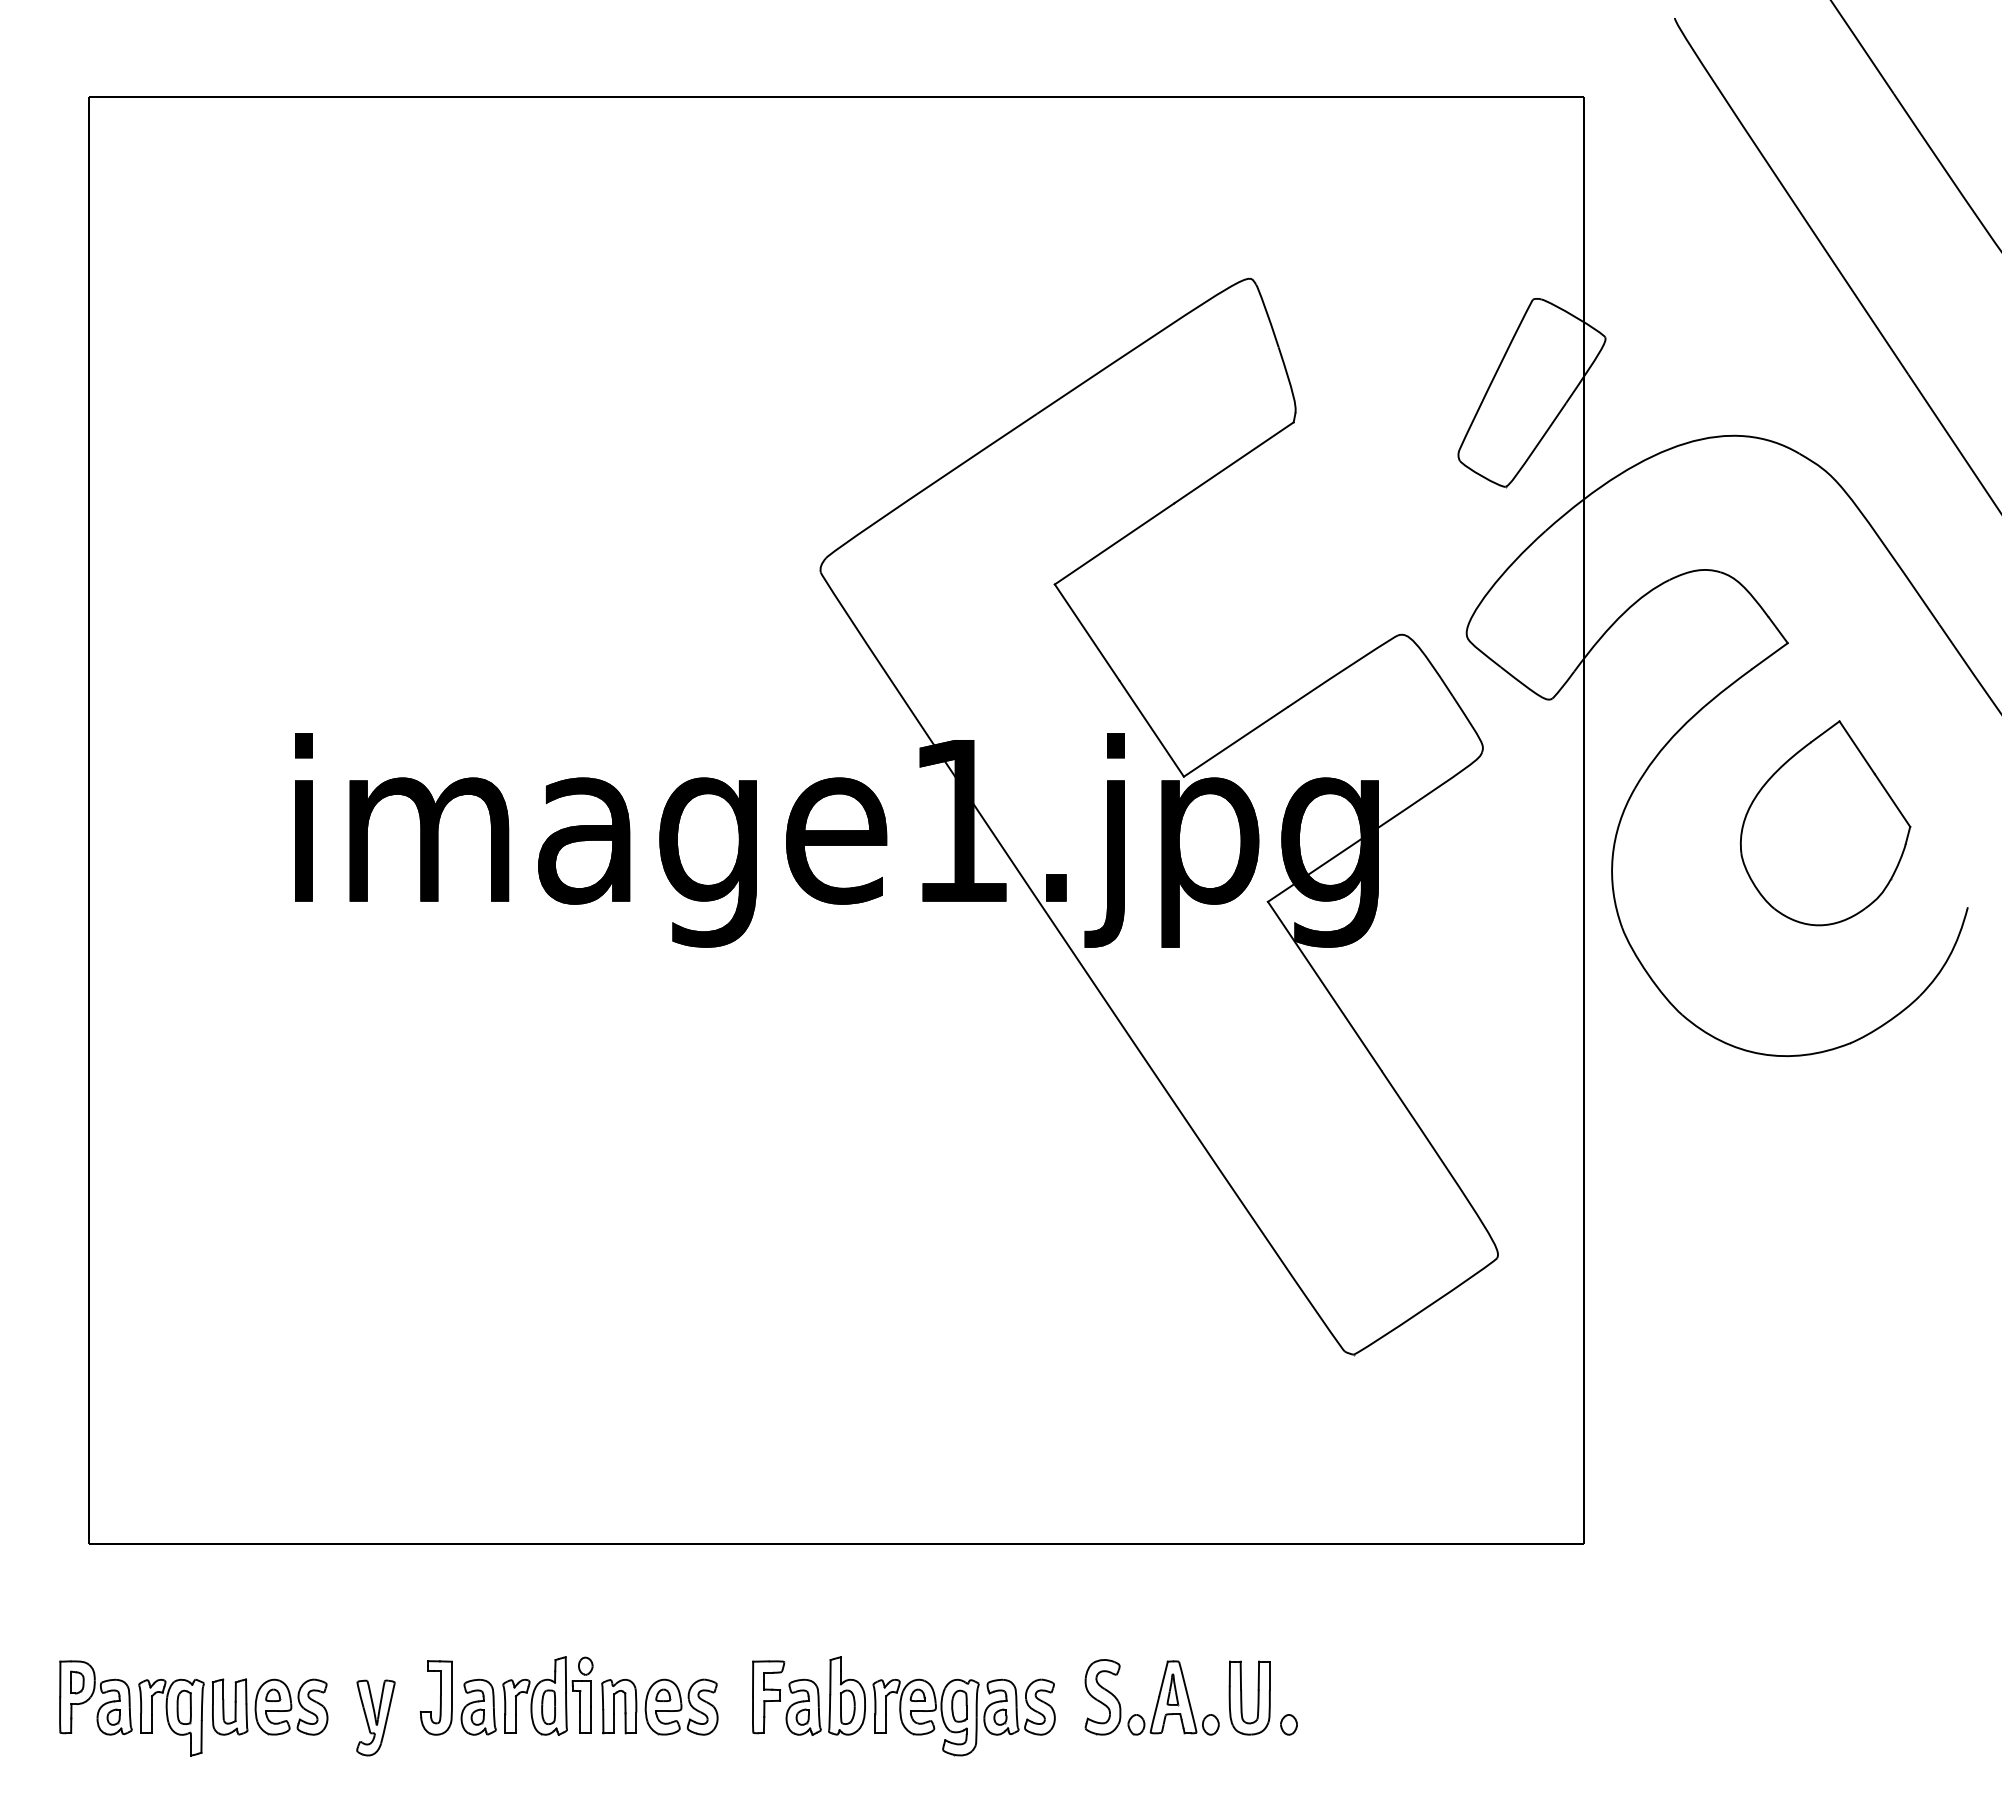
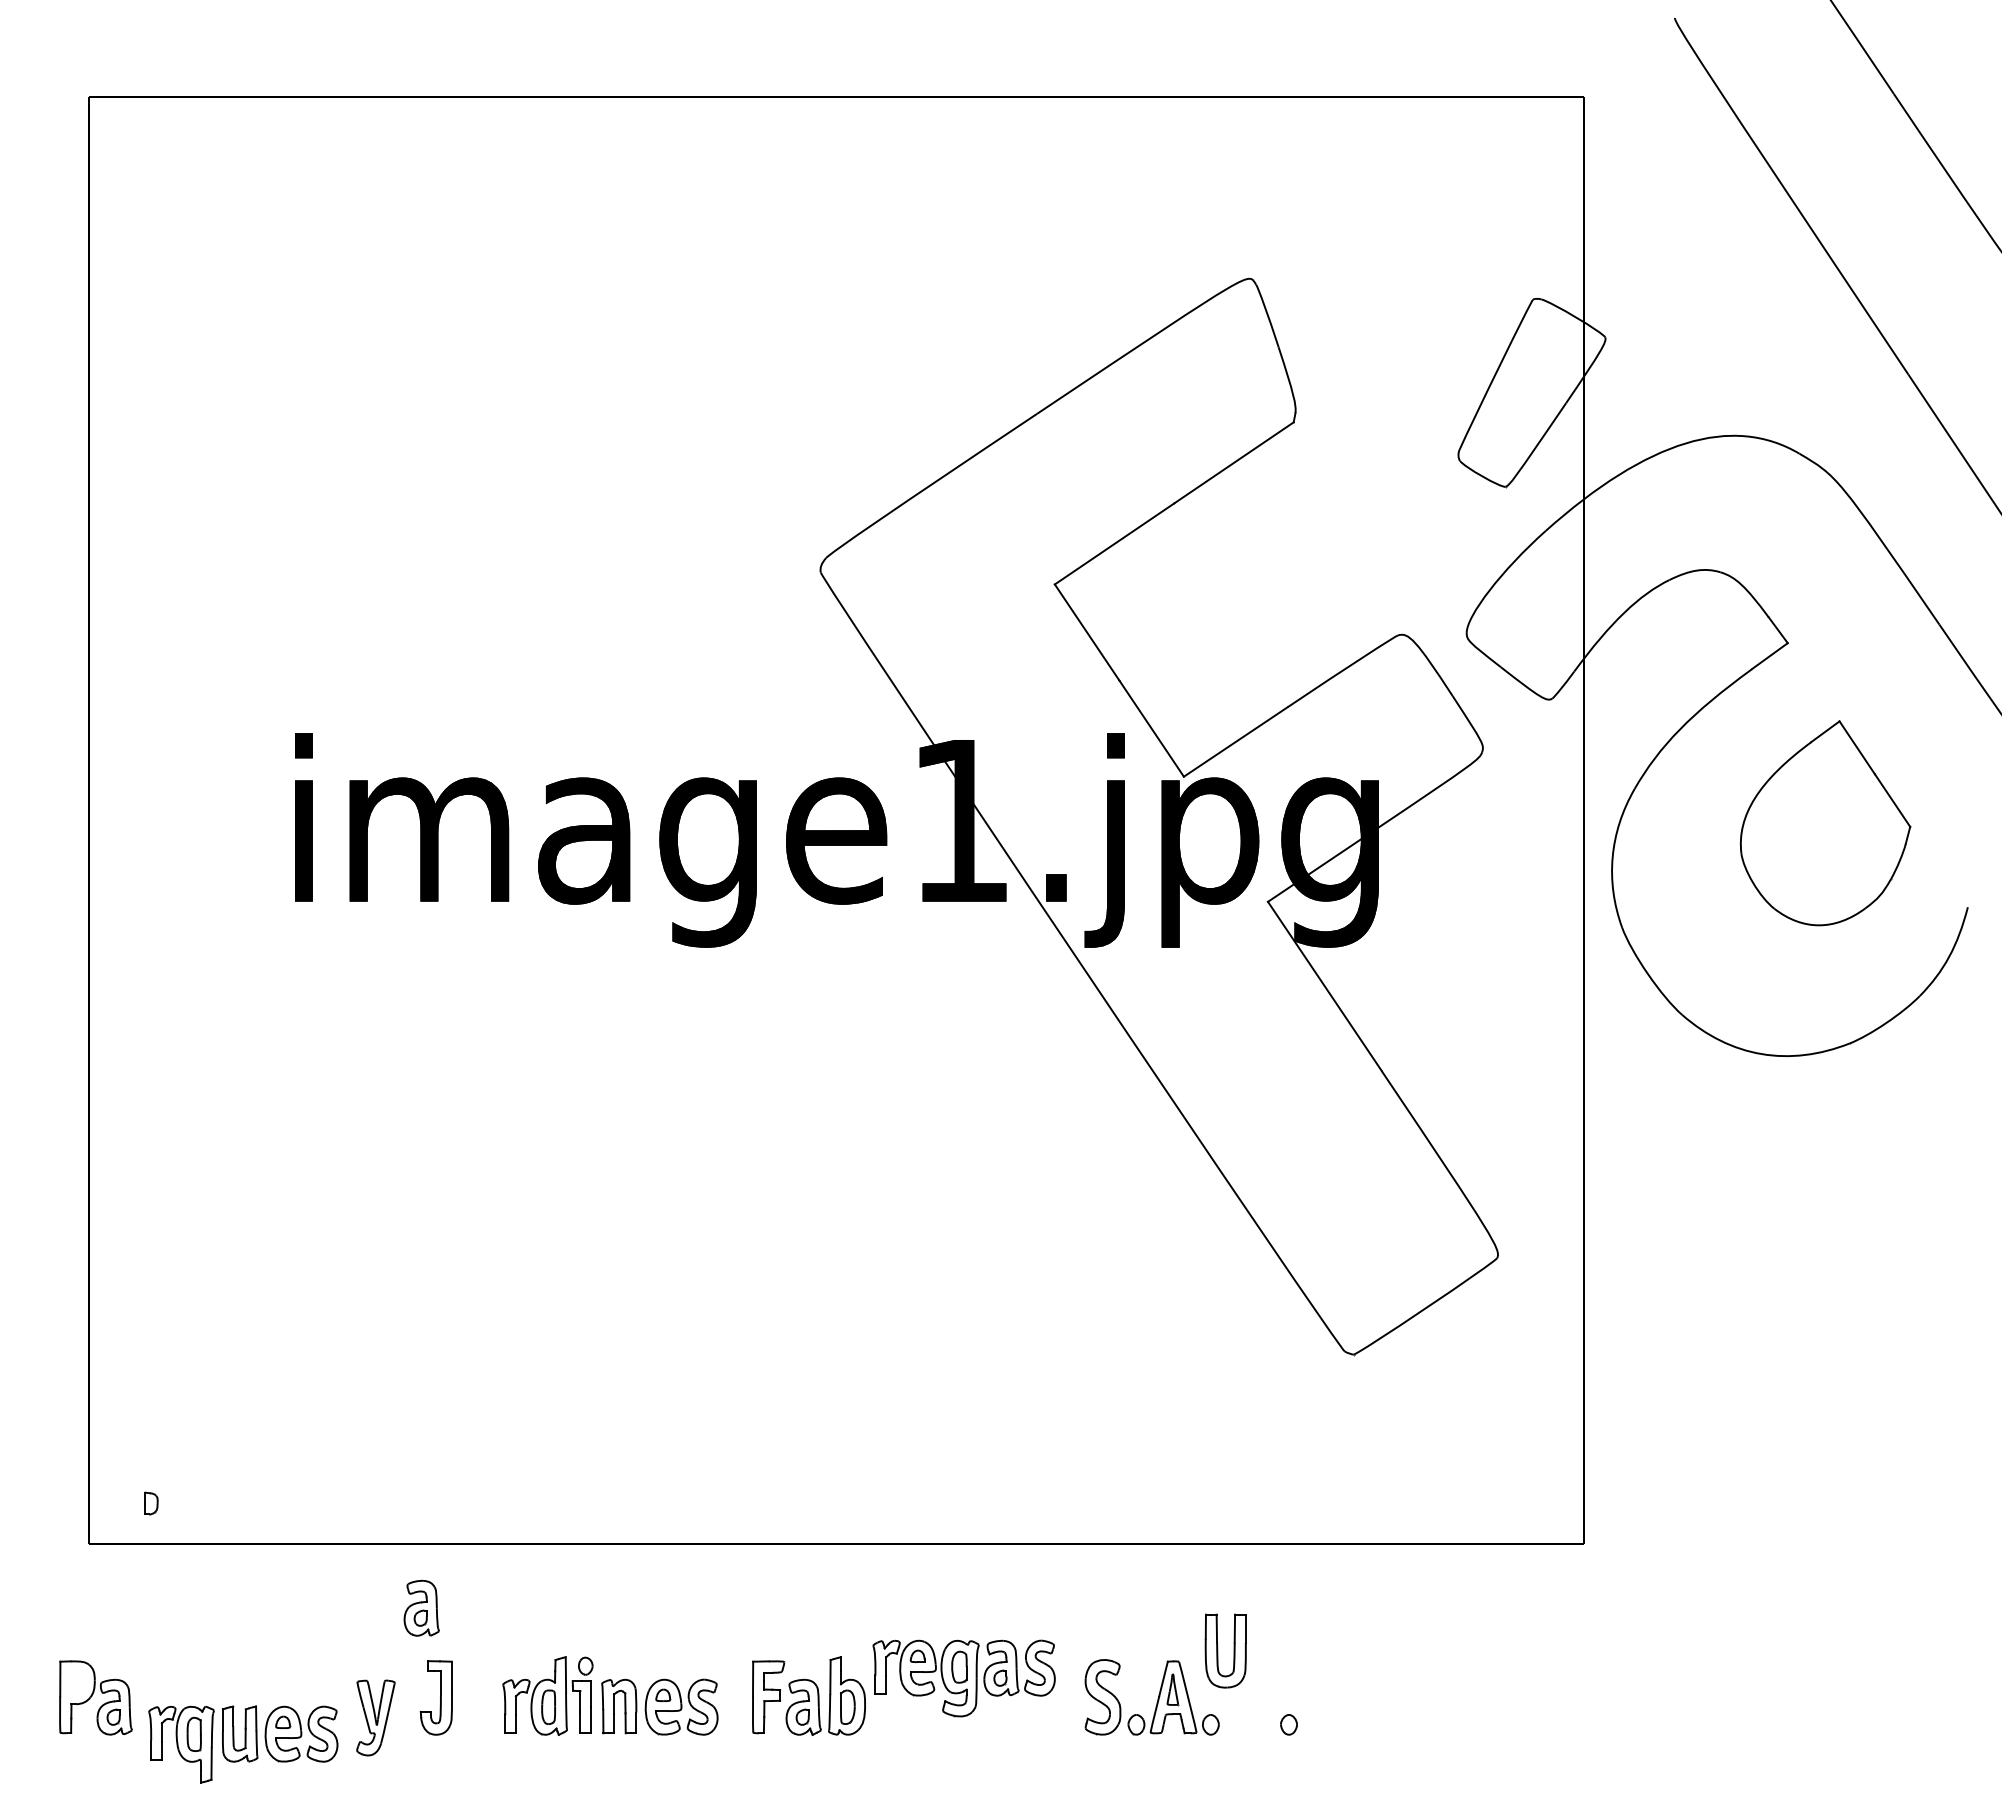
part position: (77, 1682) -> (151, 1503) (151, 1503)
part position: (1242, 1697) -> (1218, 1650) (1218, 1650)
part position: (478, 1706) -> (421, 1607) (421, 1607)
part position: (233, 1717) -> (243, 1744) (243, 1744)
part position: (963, 1717) -> (963, 1678) (963, 1678)
